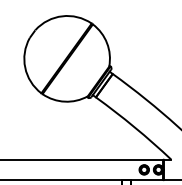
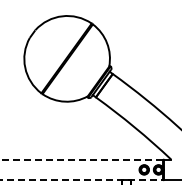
line: solid -> dashed (81, 159)
line: solid -> dashed (81, 180)
